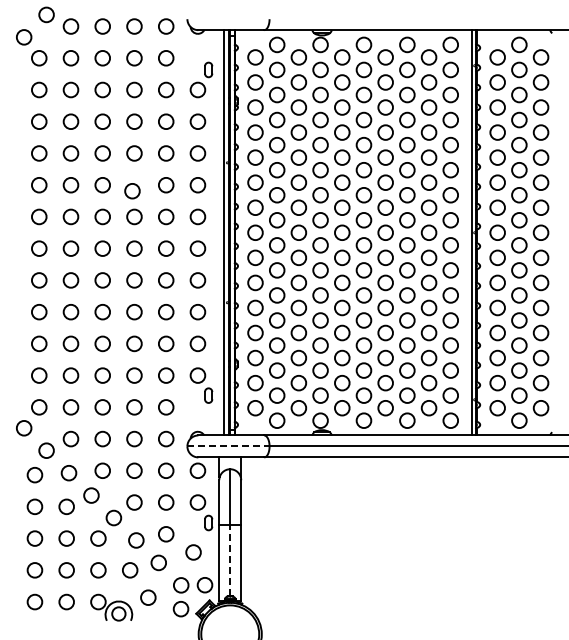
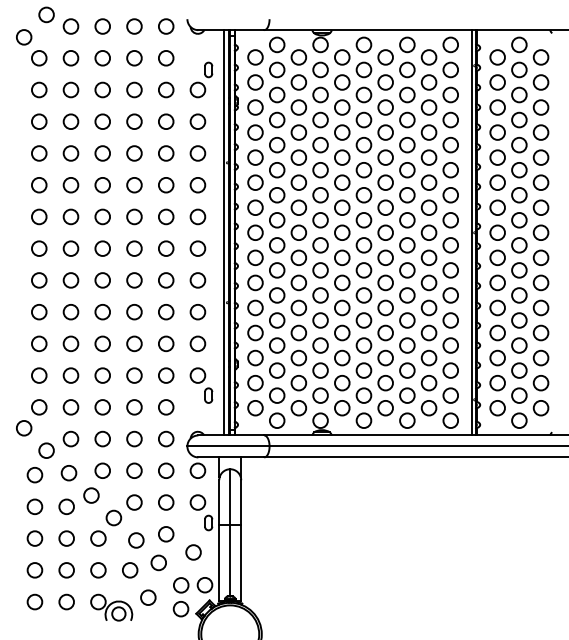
circle position: (132, 191) -> (134, 185) (134, 185)
line: dashed -> solid (228, 446)
line: dashed -> solid (230, 560)
